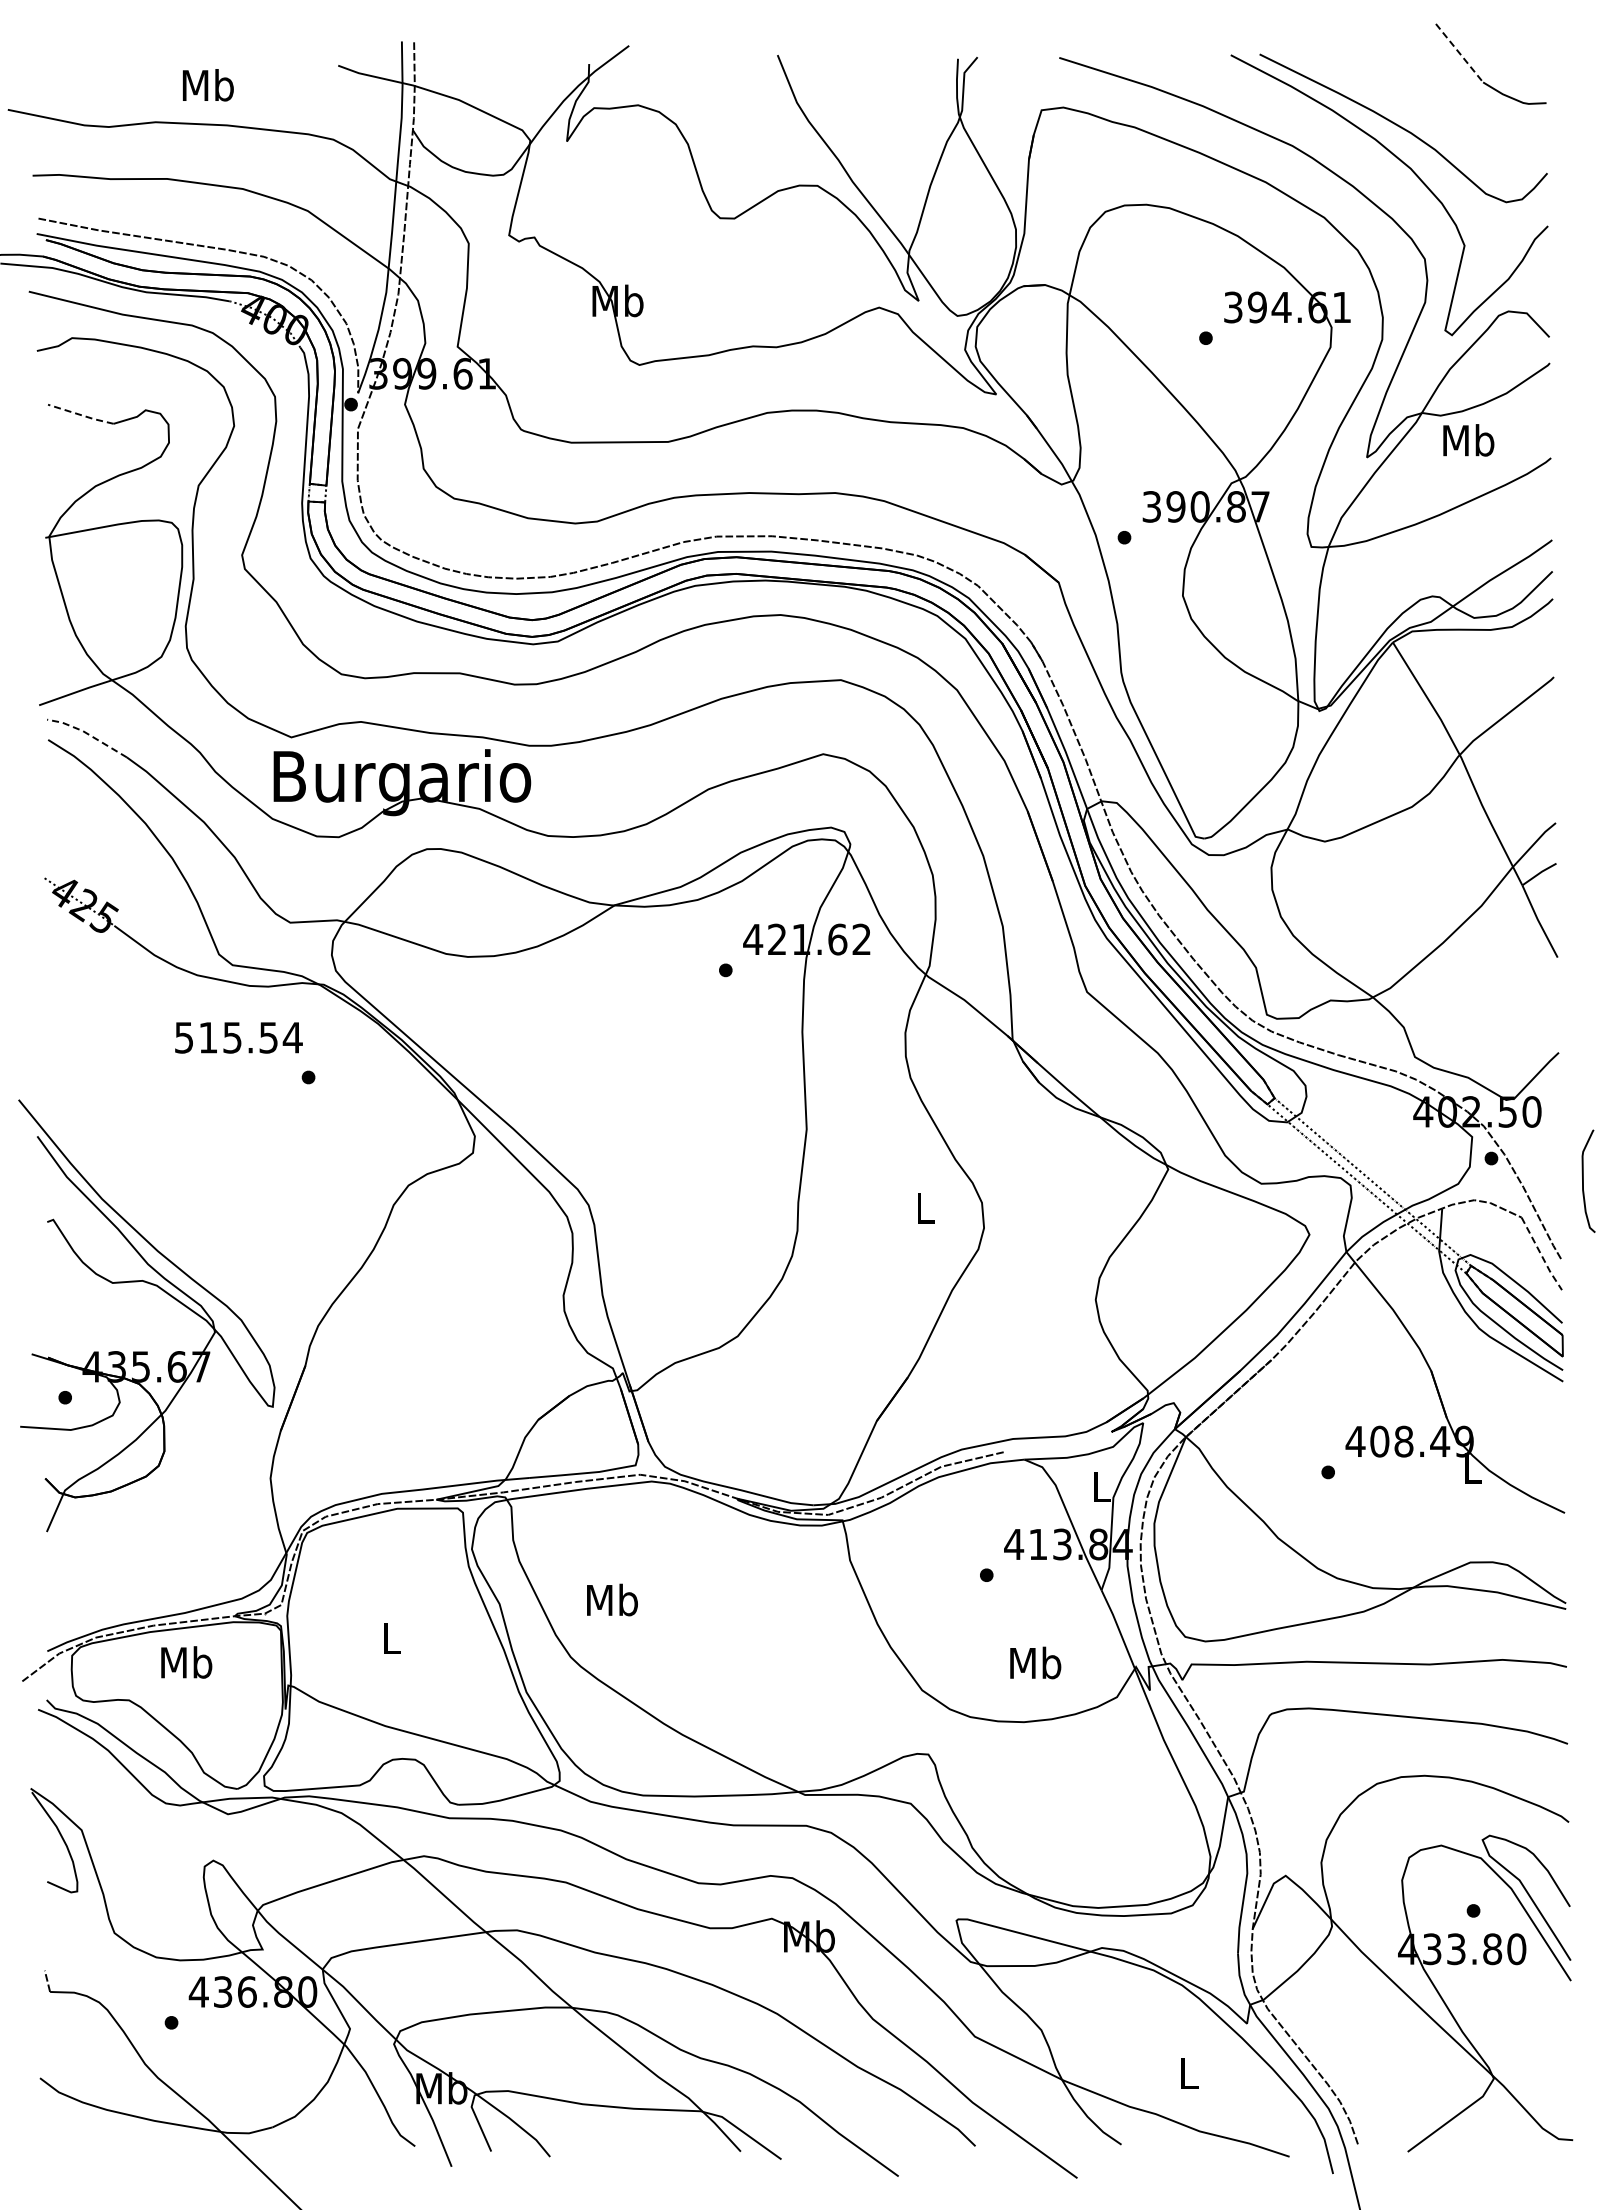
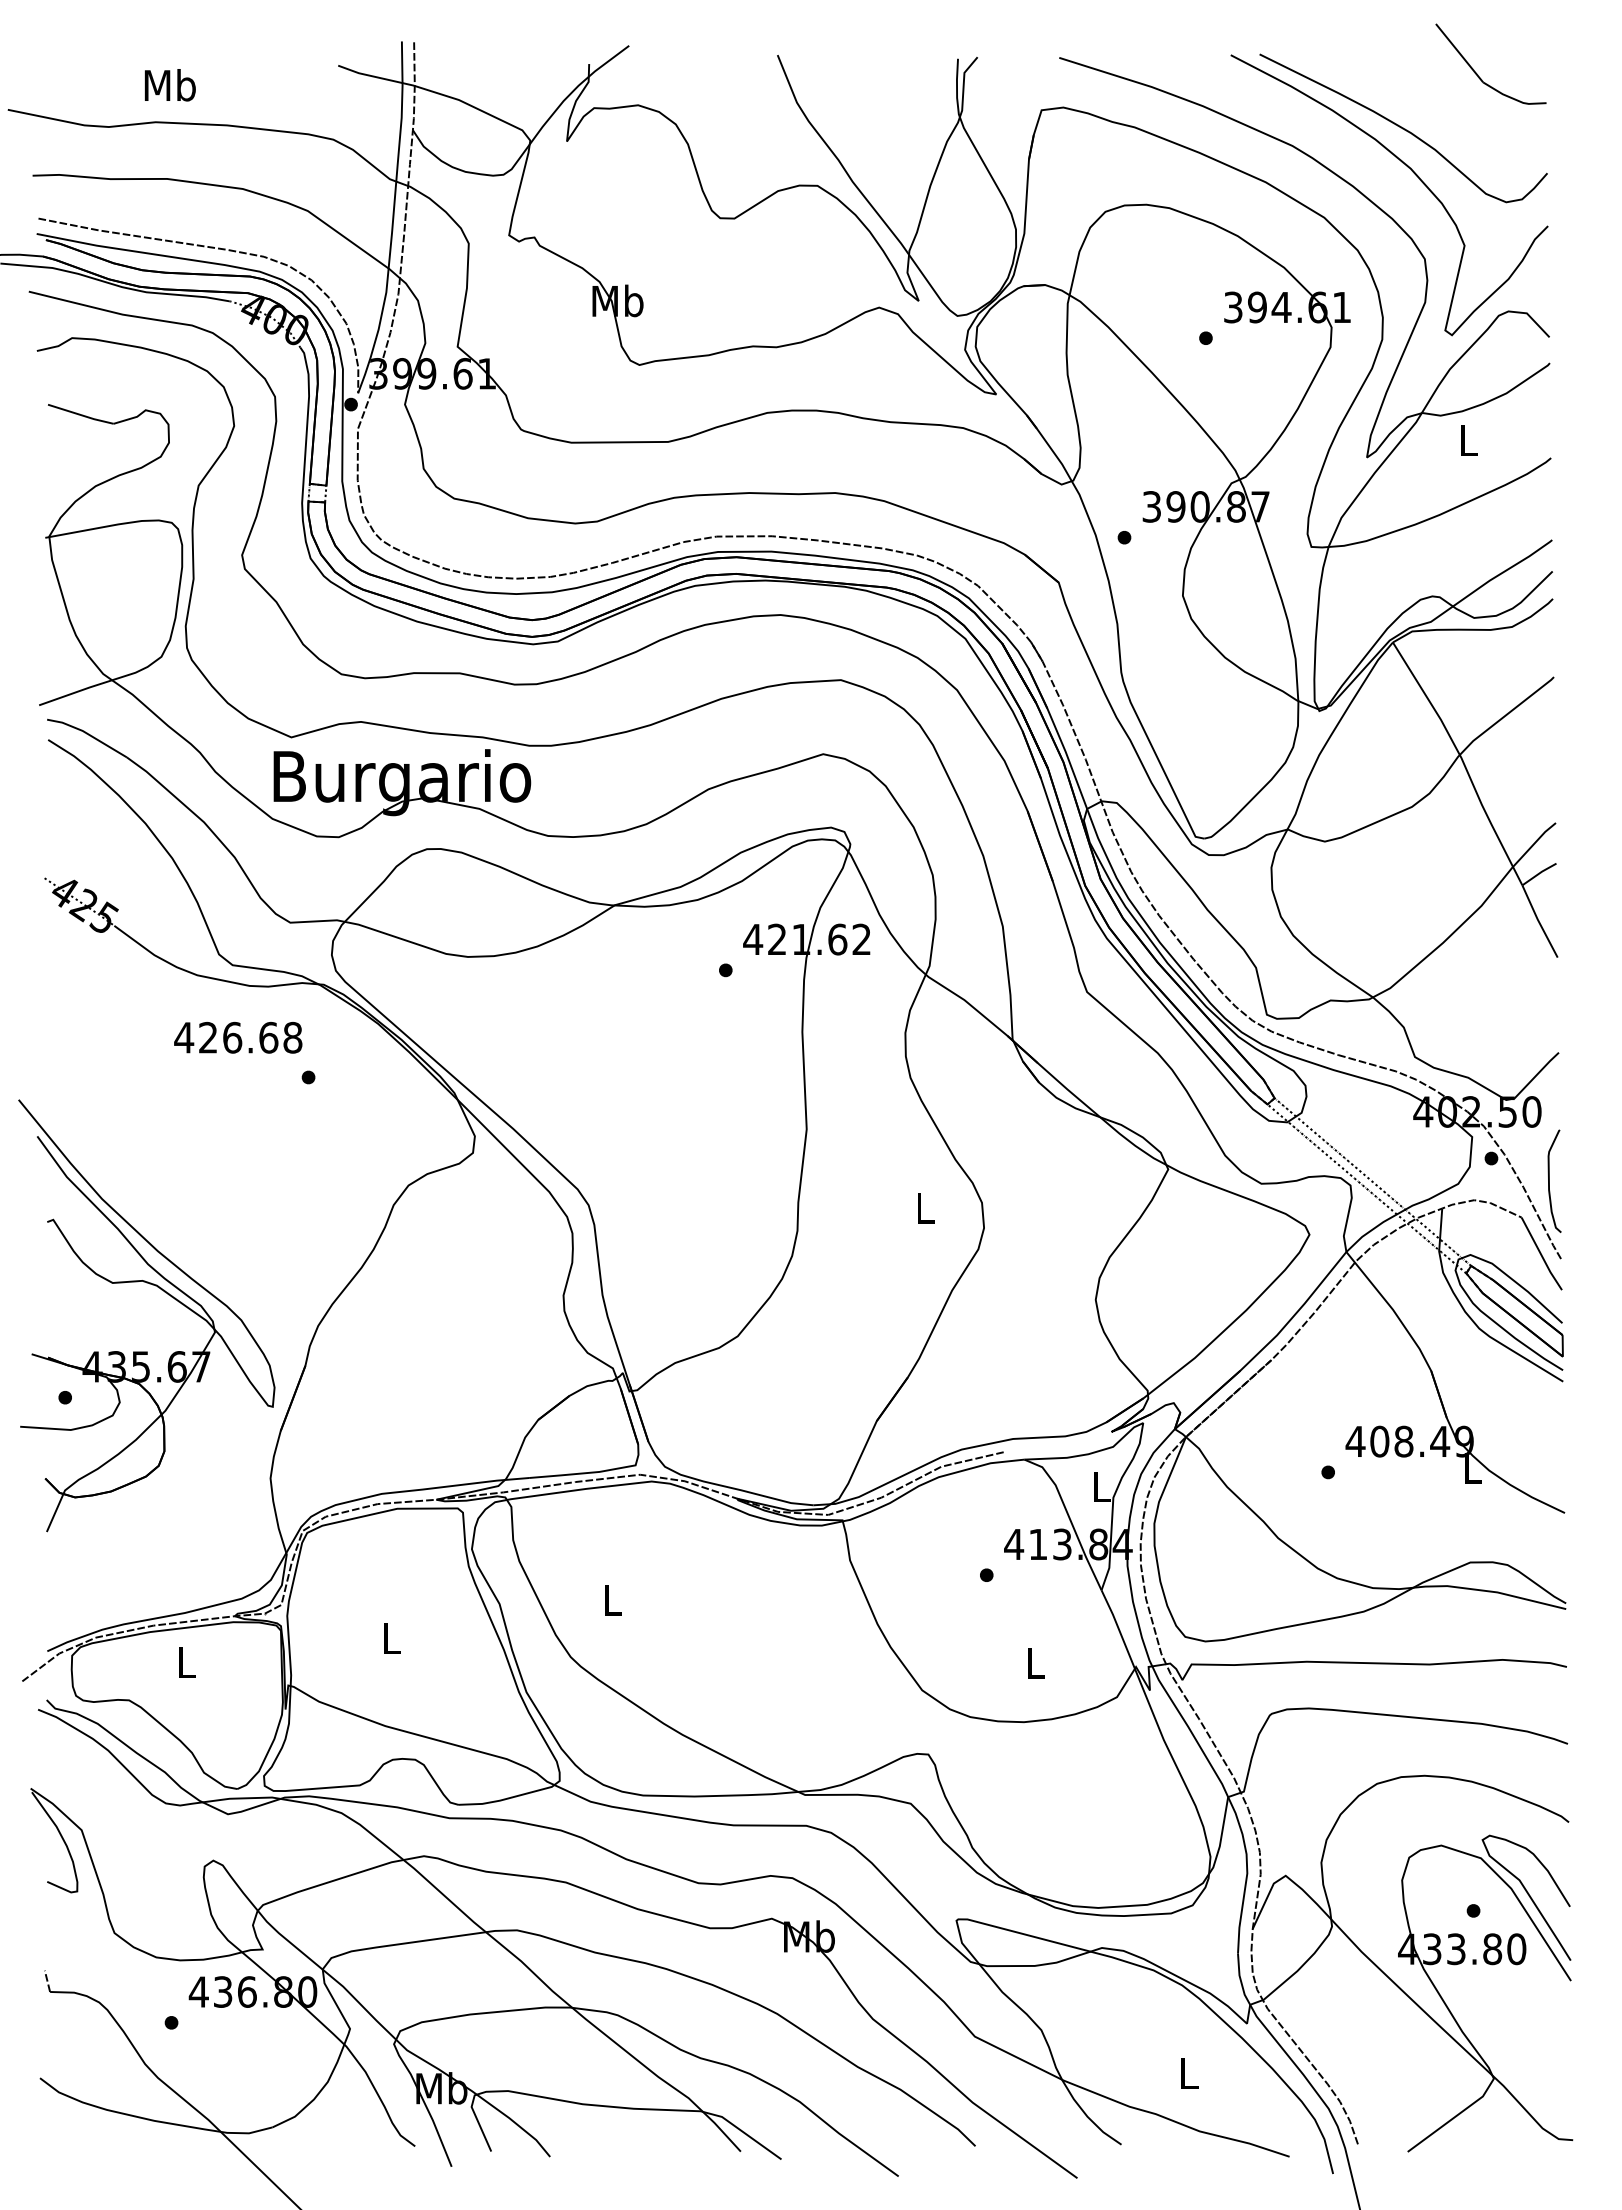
line: dashed -> solid (1459, 53)
text position: (208, 85) -> (170, 85) (170, 85)
line: dashed -> solid (80, 415)
text: Mb -> L (1468, 440)
line: dashed -> solid (87, 733)
text: 515.54 -> 426.68 (238, 1037)
curve position: (1583, 1180) -> (1549, 1180) (1549, 1180)
line: dashed -> solid (1541, 1255)
text: Mb -> L (612, 1599)
text: Mb -> L (186, 1662)
text: Mb -> L (1035, 1662)
